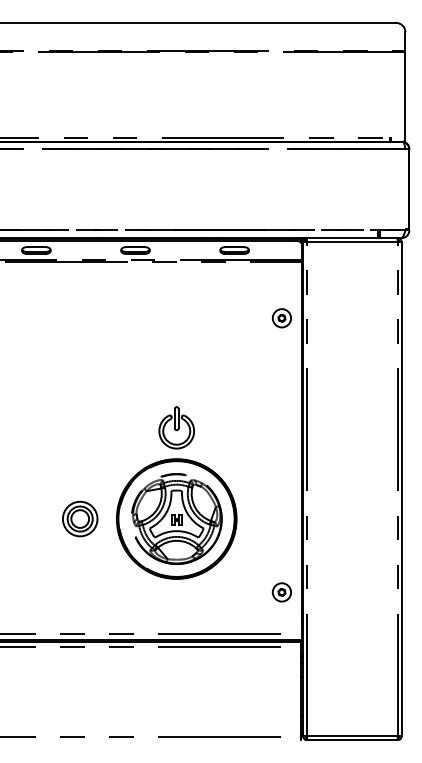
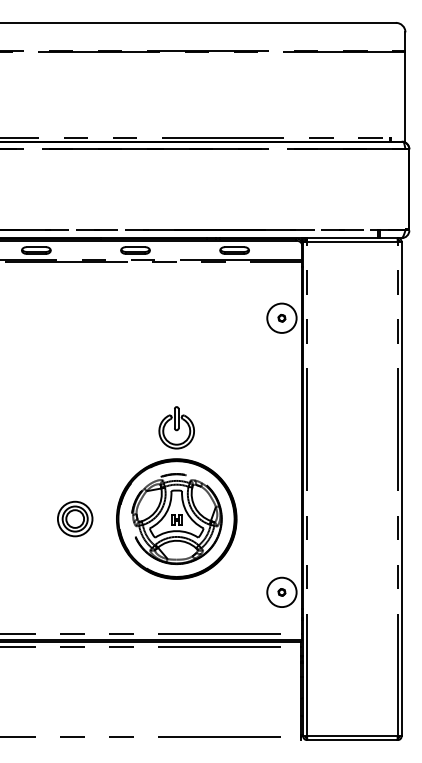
circle diameter: 18 px -> 29 px (281, 317)
part position: (80, 518) -> (75, 518) (75, 518)
circle diameter: 18 px -> 29 px (281, 592)
